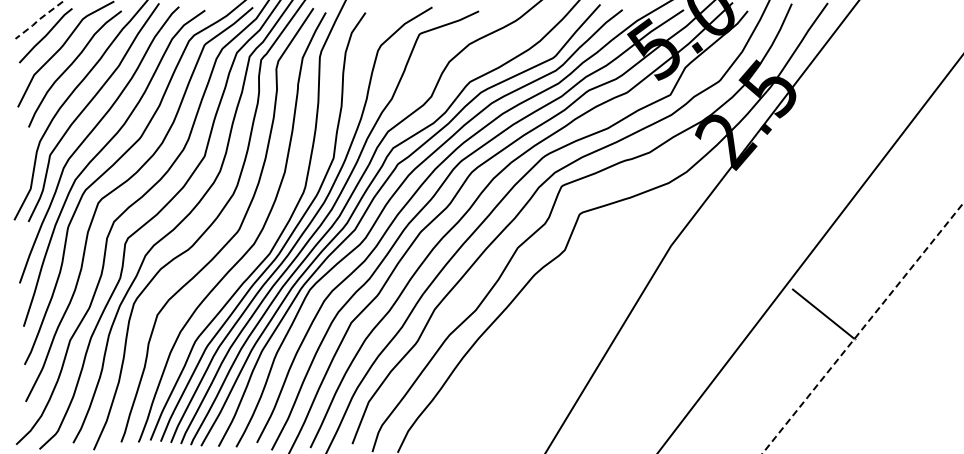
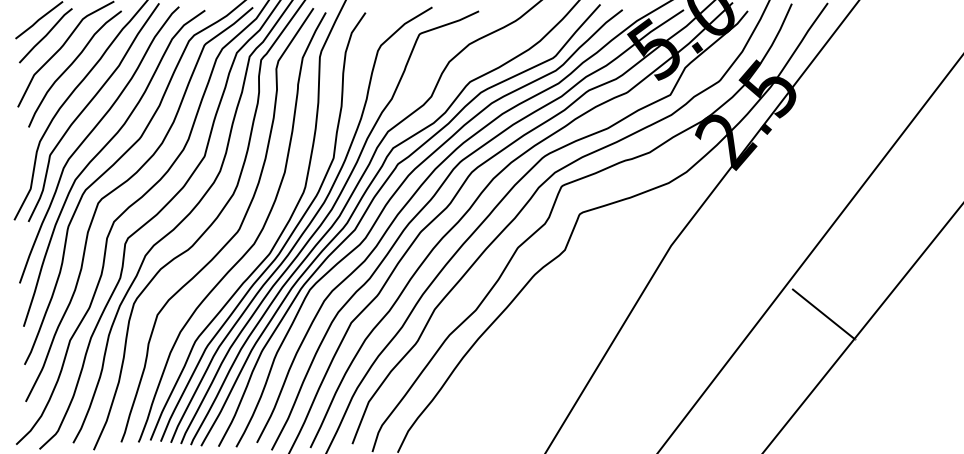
line: dashed -> solid (38, 20)
line: dashed -> solid (863, 328)
